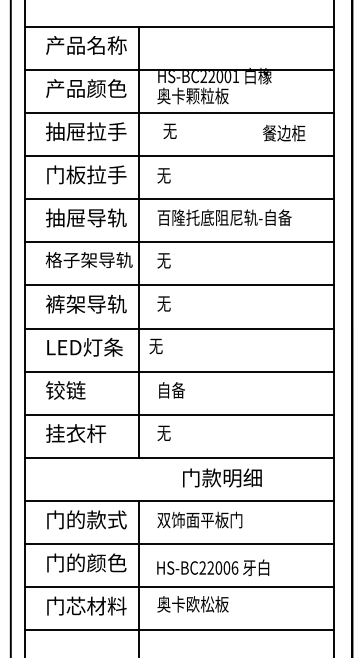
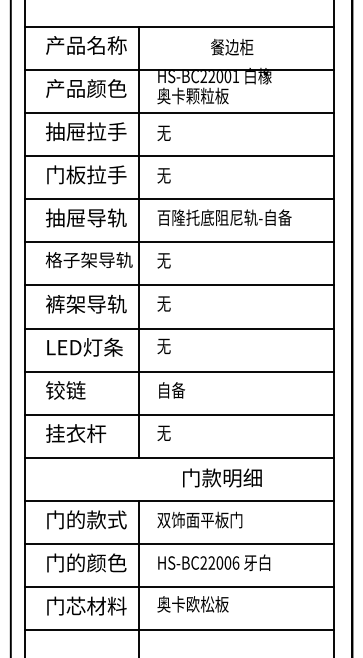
text position: (169, 130) -> (163, 132) (163, 132)
text position: (284, 133) -> (232, 47) (232, 47)
text position: (155, 346) -> (163, 346) (163, 346)
text position: (213, 567) -> (214, 562) (214, 562)
